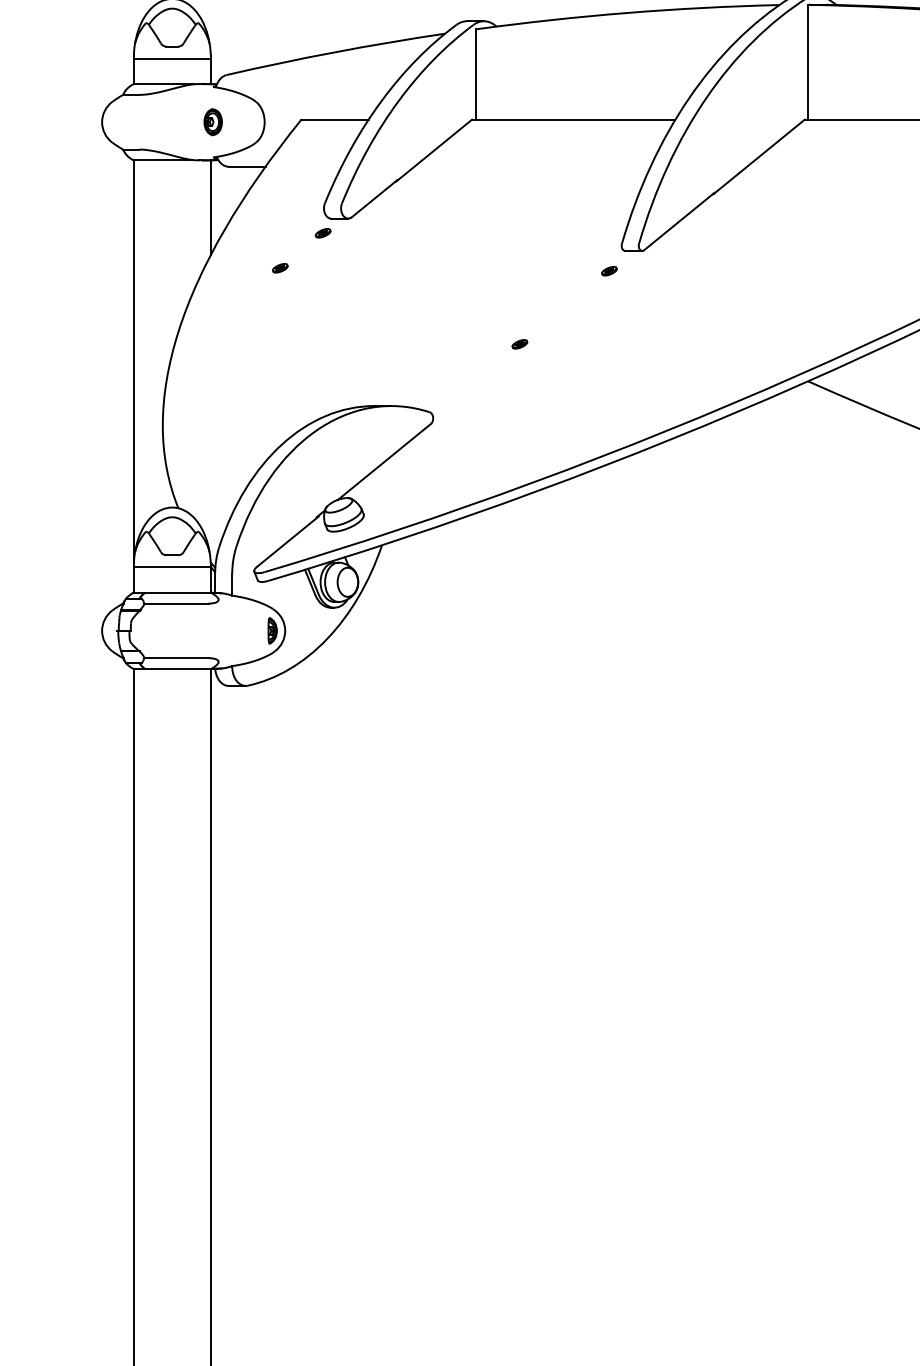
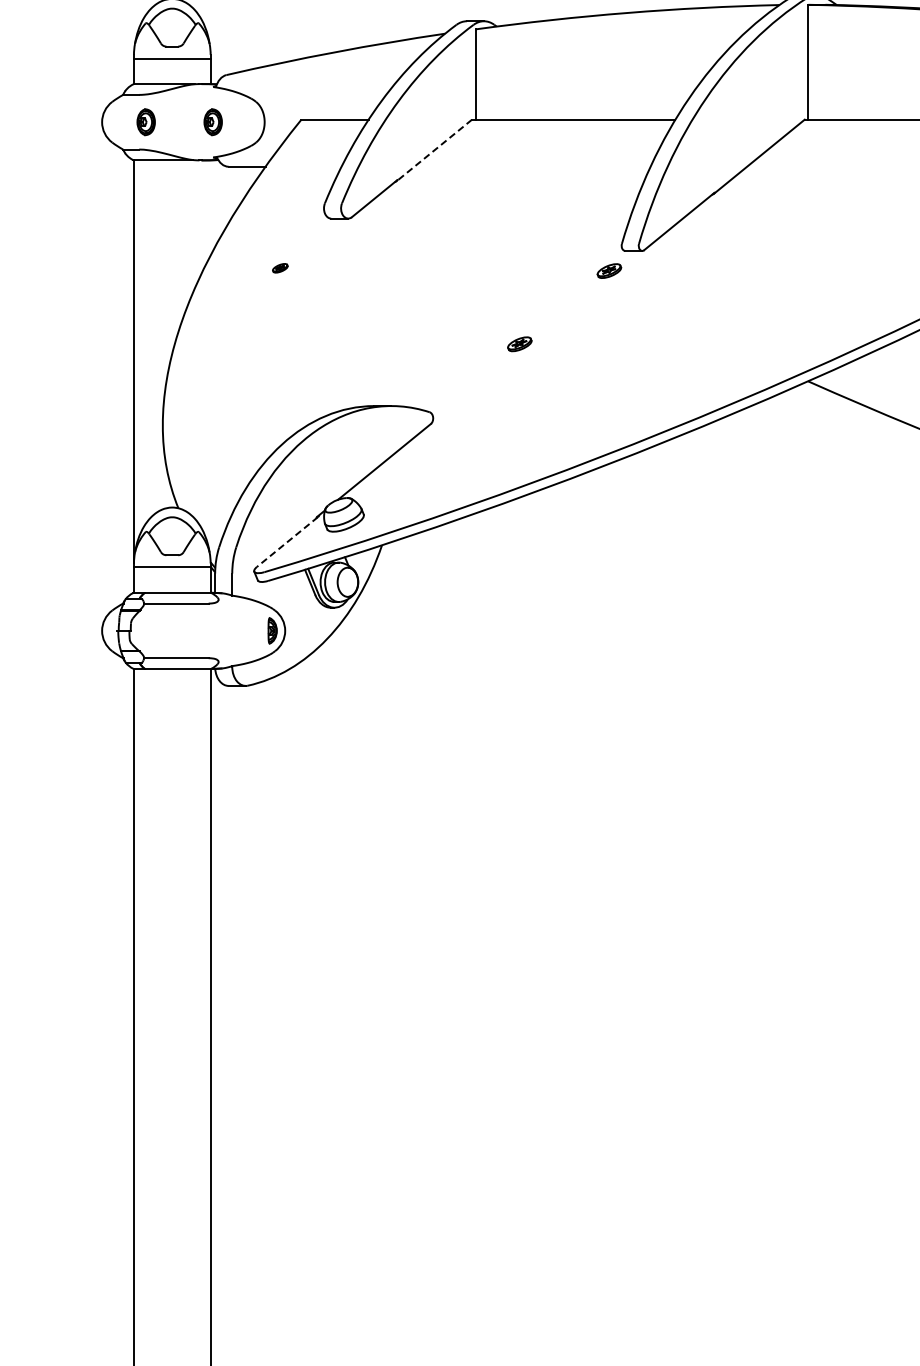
part: none -> present (145, 122)
line: solid -> dashed (434, 150)
line: present -> none (210, 207)
part: present -> none (322, 233)
part size: 17x11 px -> 27x16 px (609, 270)
part size: 18x11 px -> 26x17 px (519, 344)
line: solid -> dashed (287, 542)
